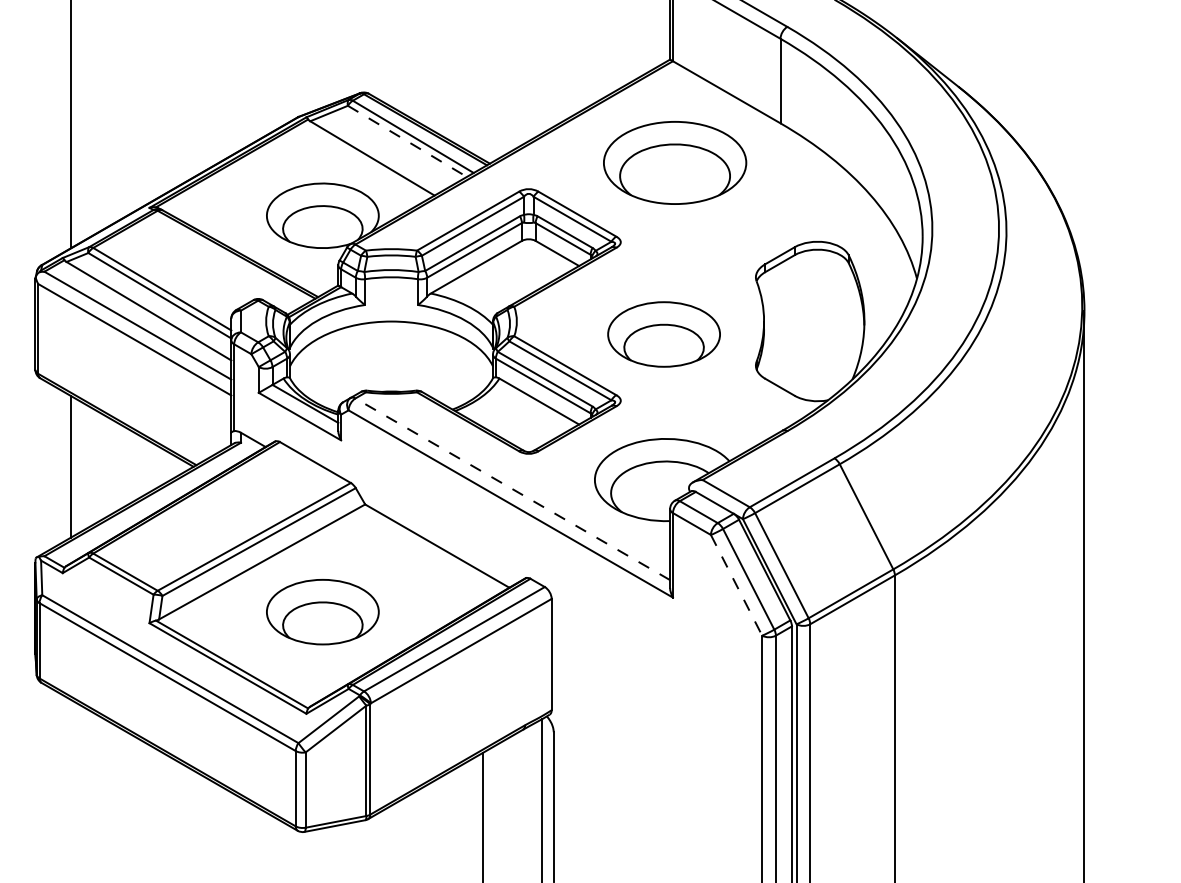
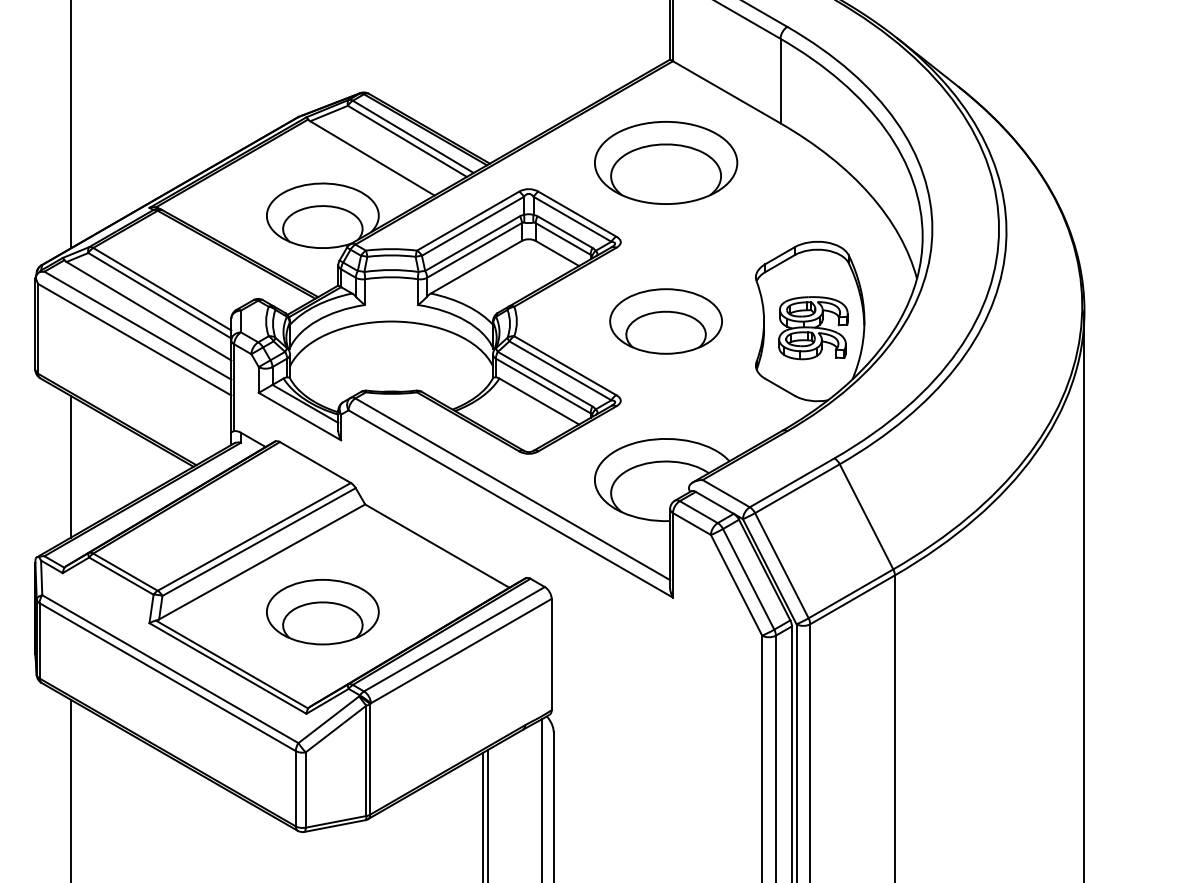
line: dashed -> solid (407, 141)
part position: (675, 162) -> (666, 162) (666, 162)
part: none -> present (813, 328)
part position: (663, 334) -> (665, 321) (665, 321)
line: dashed -> solid (512, 489)
line: dashed -> solid (736, 585)
line: none -> present (71, 789)
line: none -> present (487, 814)
